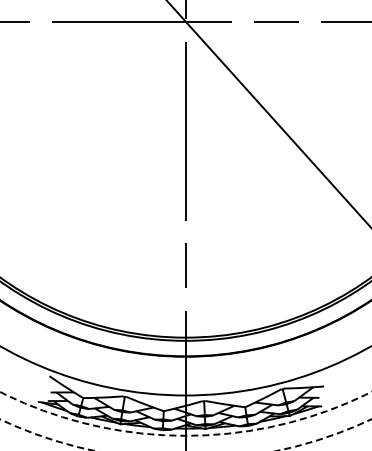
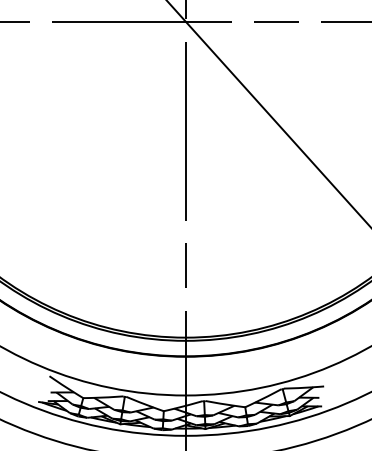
circle: dashed -> solid (185, 413)
circle: dashed -> solid (185, 434)
